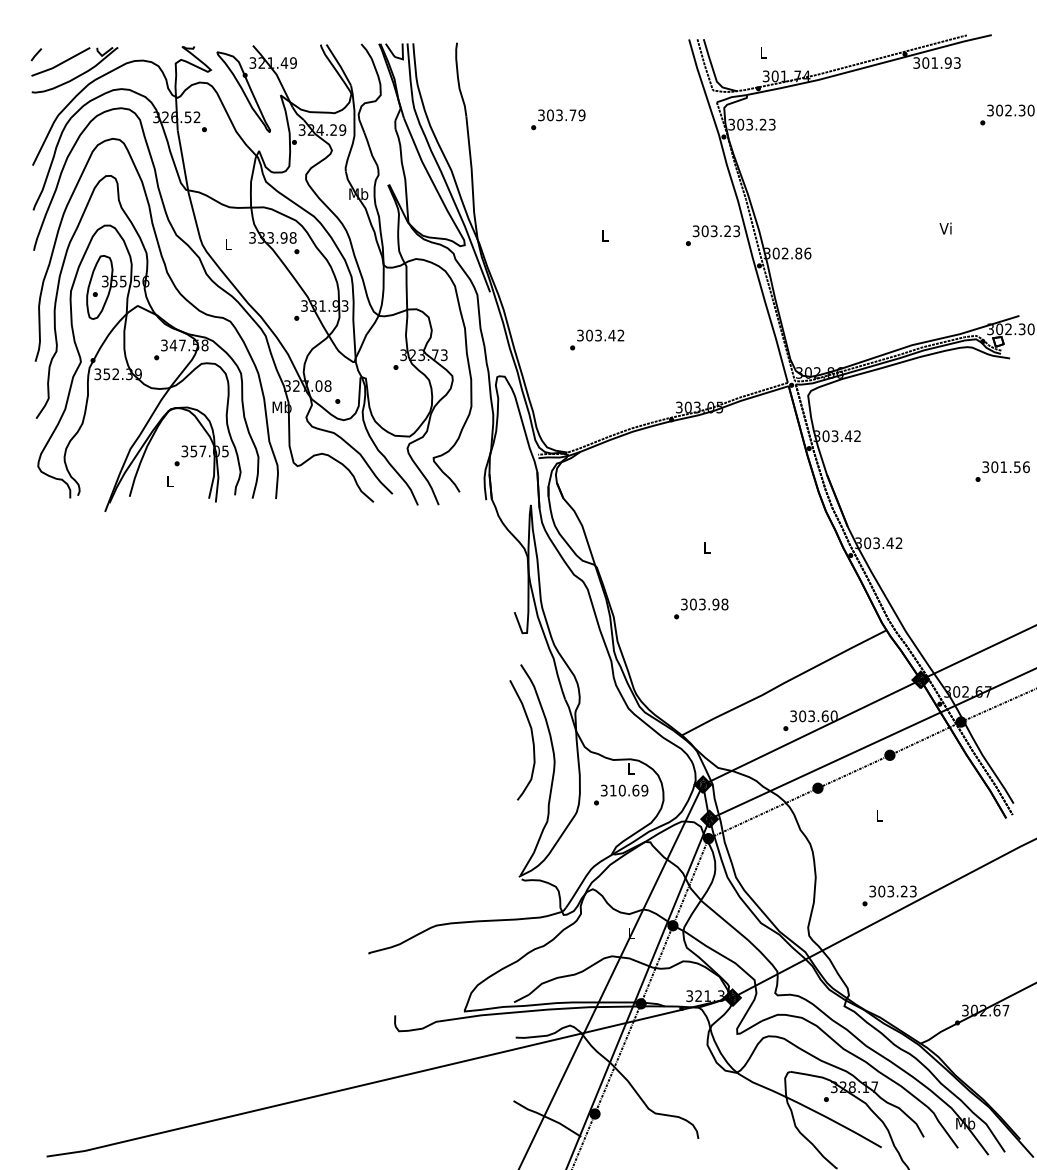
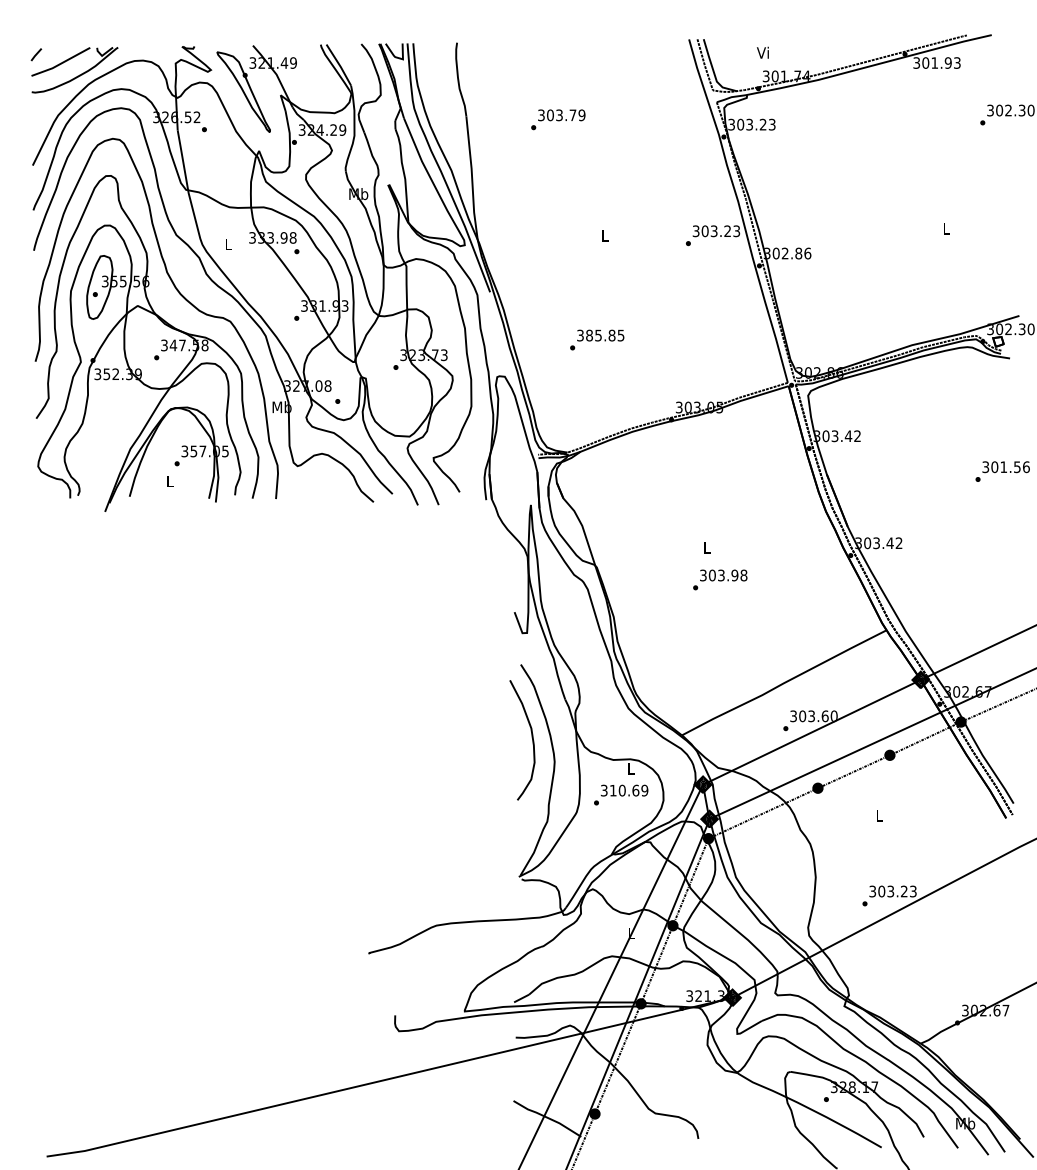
text: L -> Vi (762, 52)
text: Vi -> L (945, 228)
text: 303.42 -> 385.85 (605, 335)
text position: (701, 608) -> (720, 579) (720, 579)
